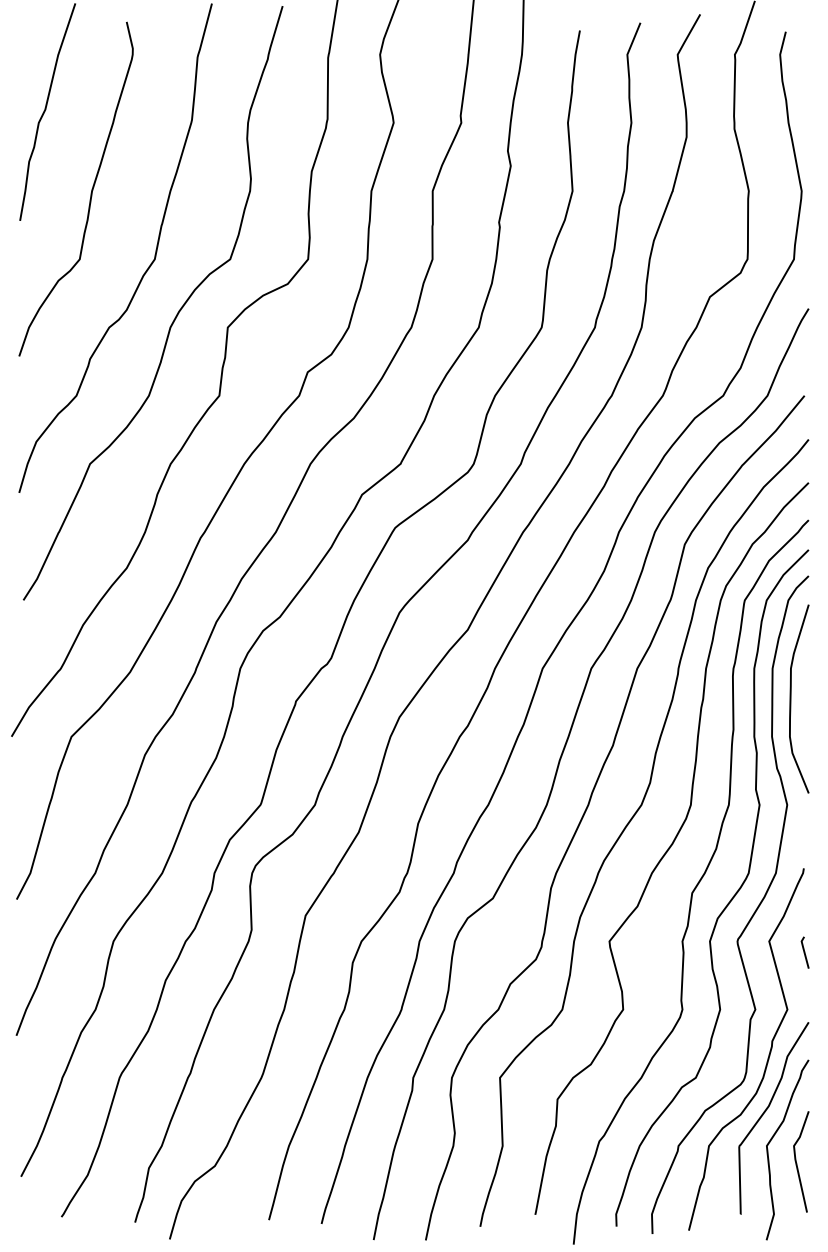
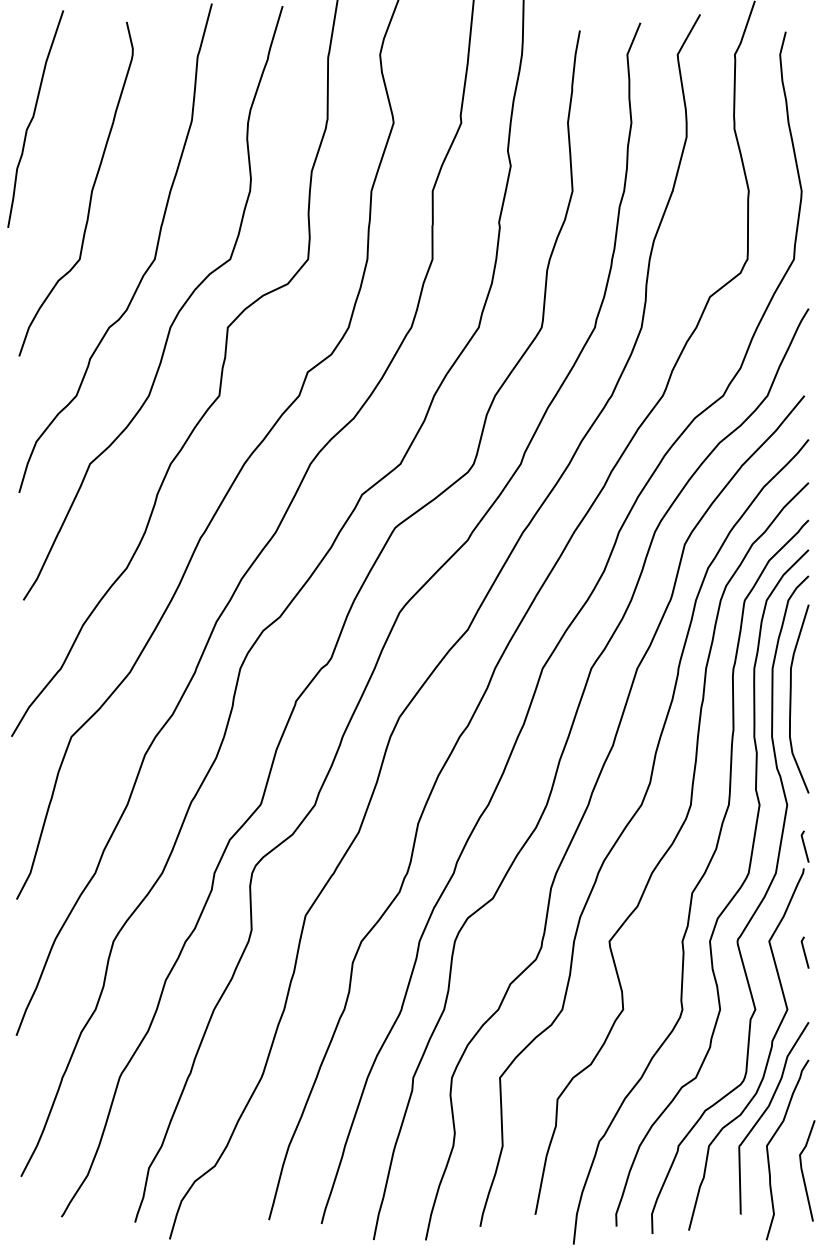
curve position: (45, 111) -> (33, 118) (33, 118)
line: none -> present (804, 846)
line position: (797, 1163) -> (803, 1172) (803, 1172)
